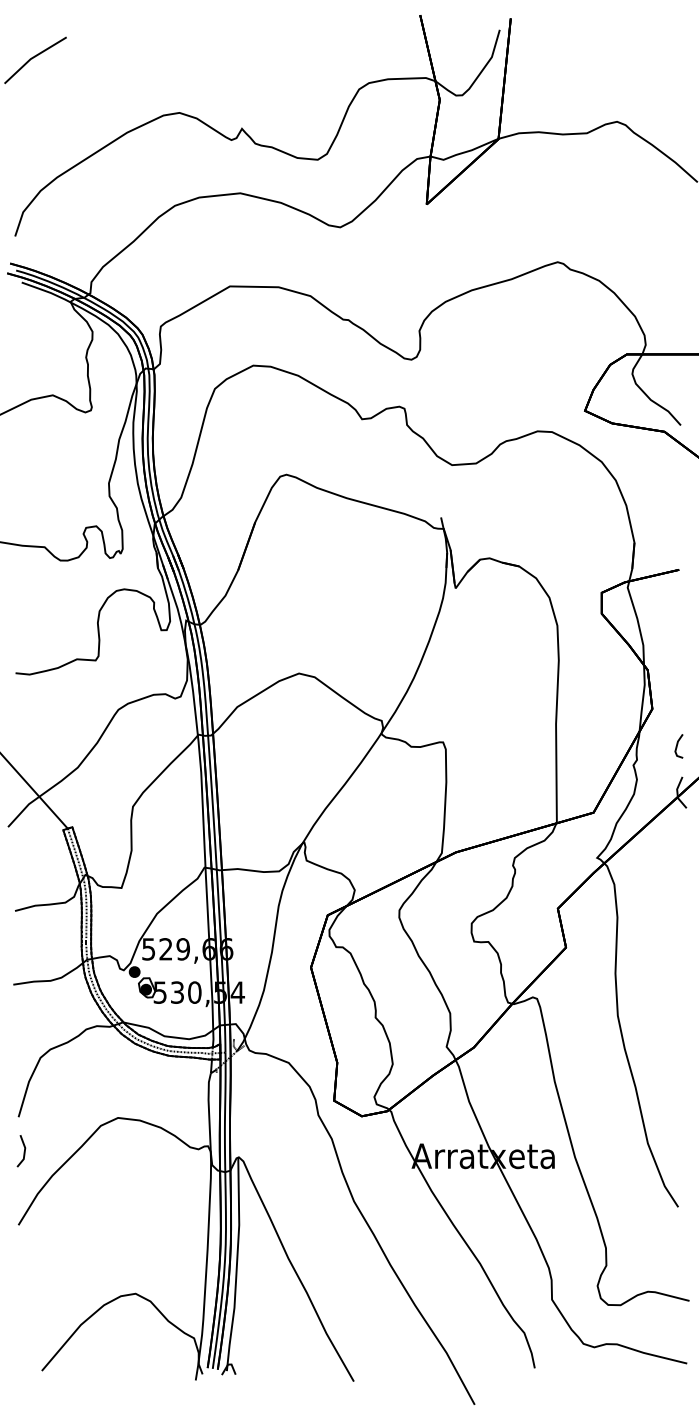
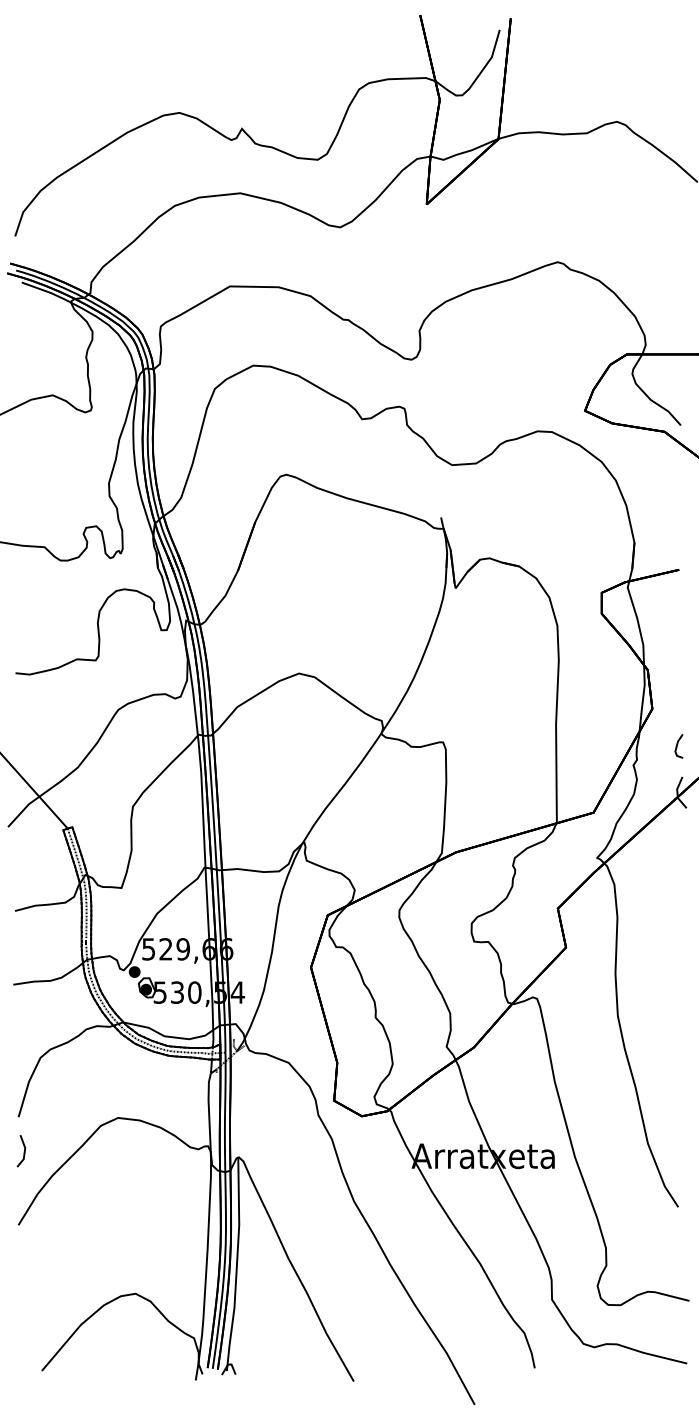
part: present -> none (35, 60)
